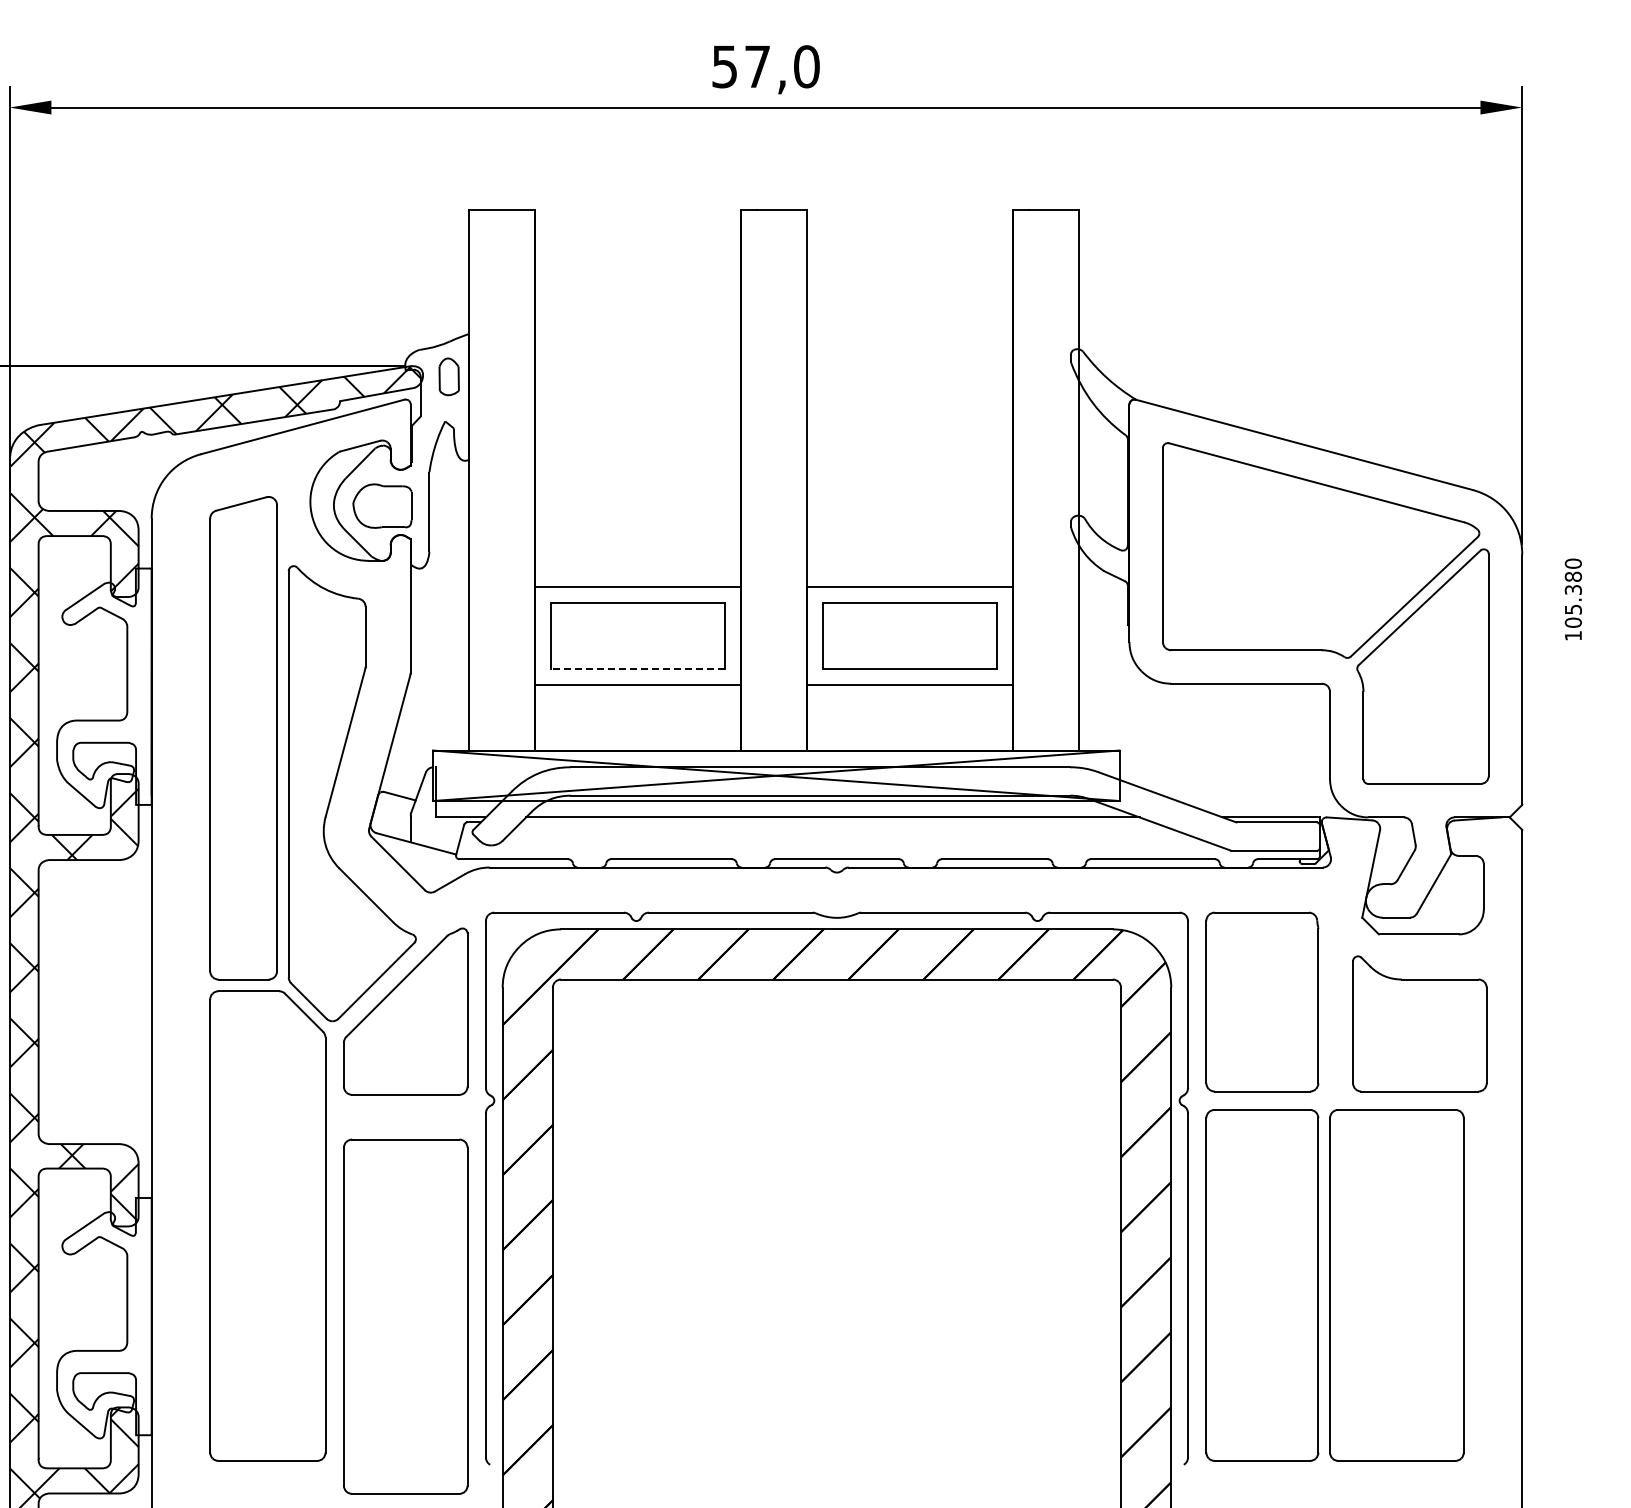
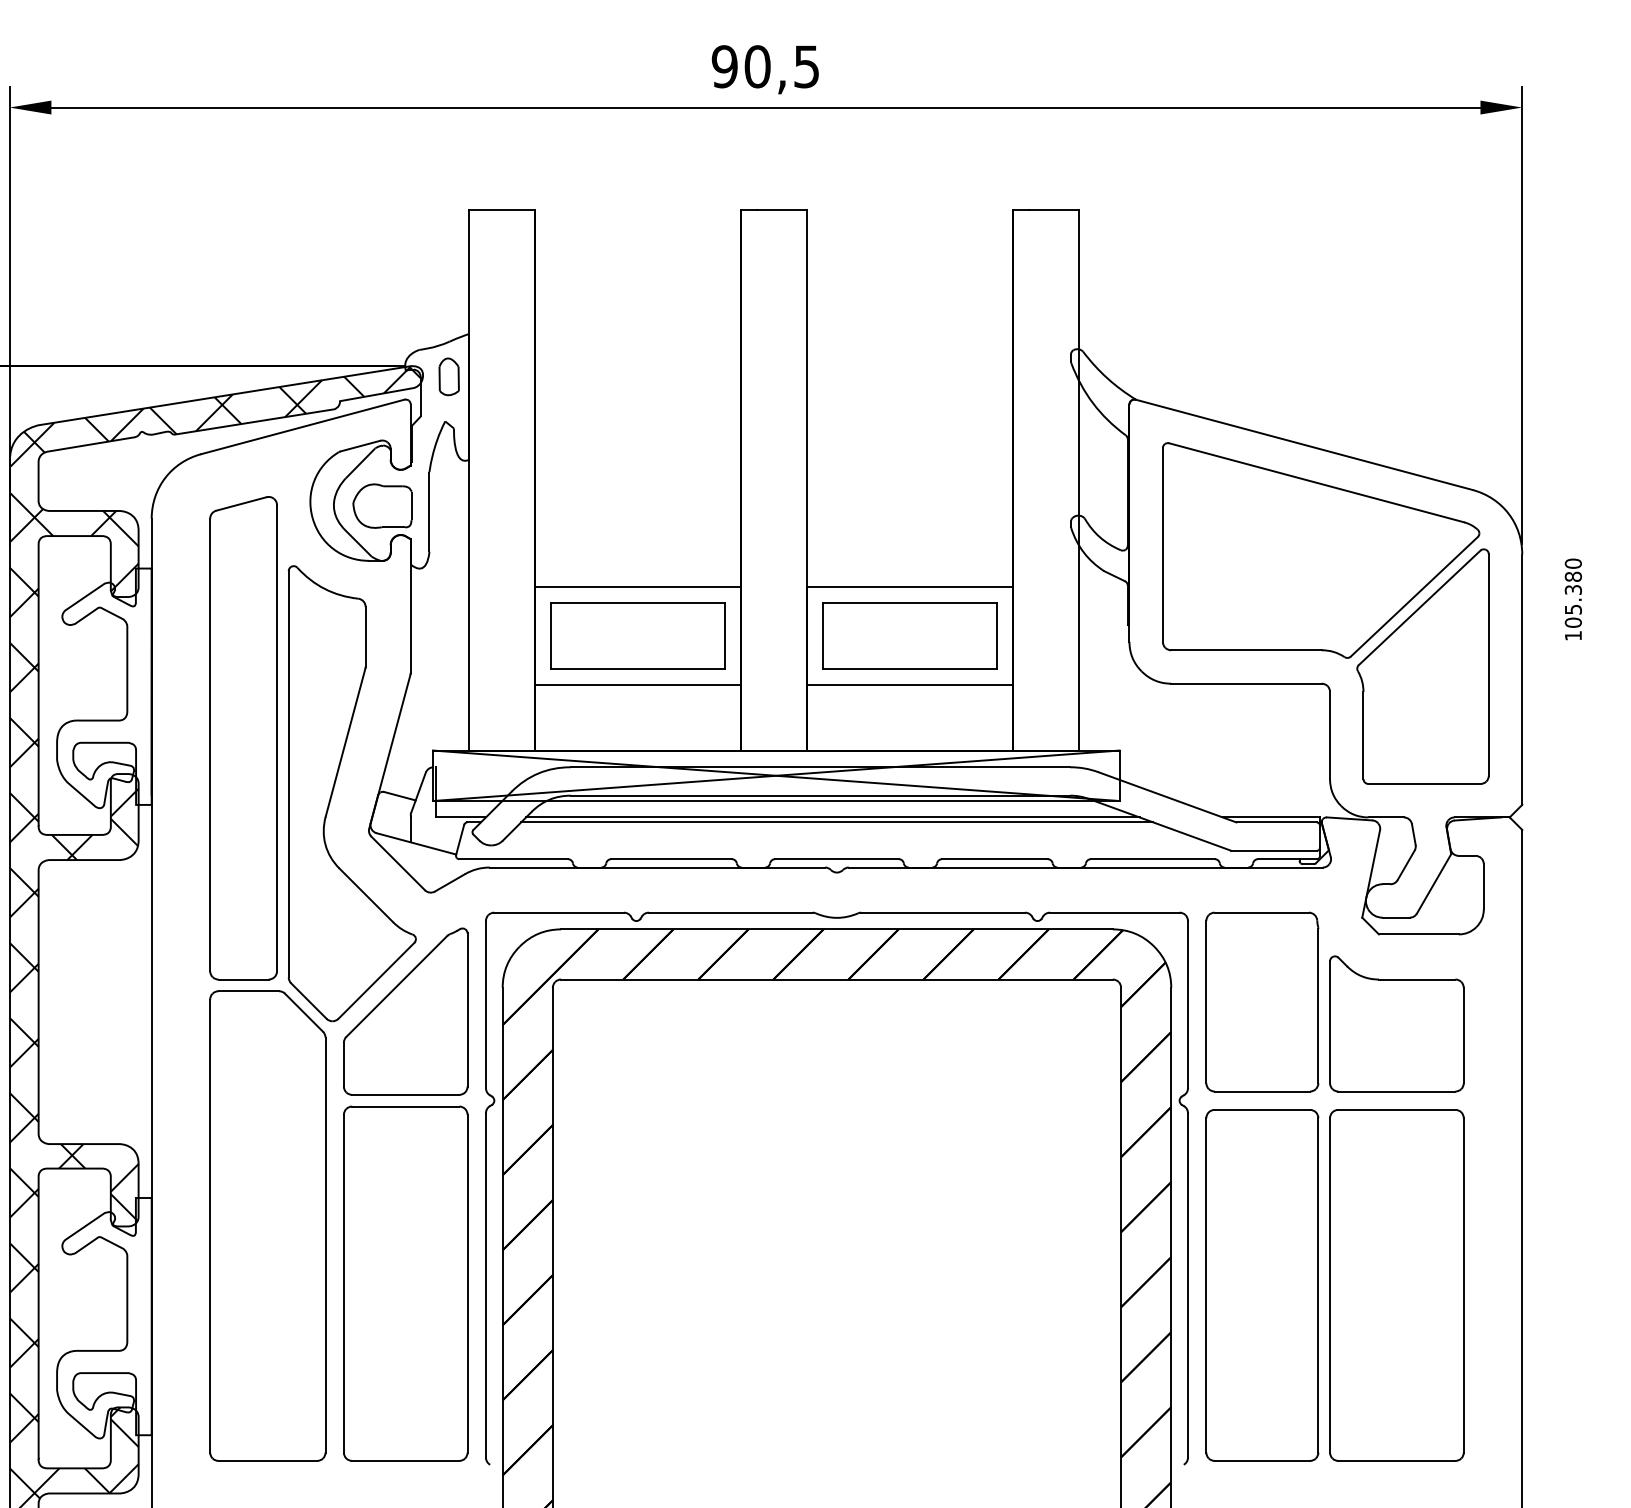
text: 57,0 -> 90,5 (765, 66)
line: dashed -> solid (637, 668)
line: none -> present (837, 822)
part position: (1419, 1023) -> (1396, 1023) (1396, 1023)
part position: (405, 1316) -> (405, 1283) (405, 1283)
